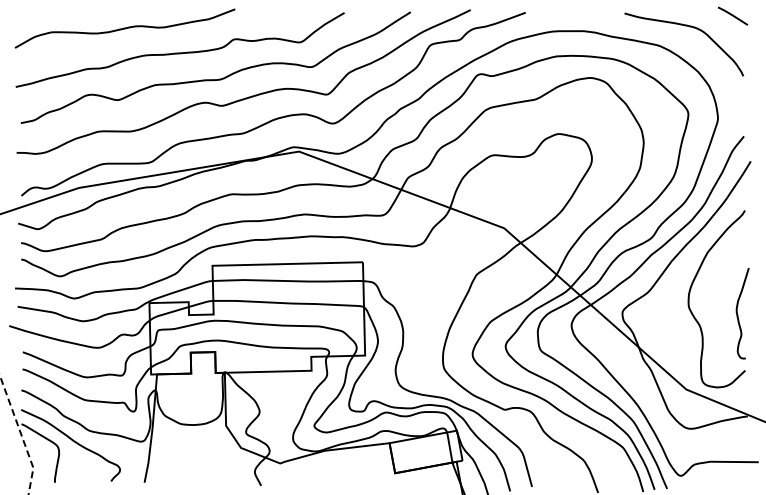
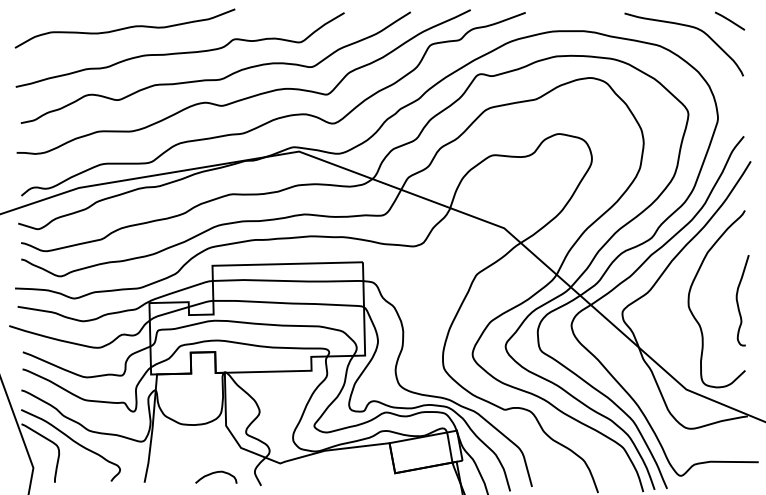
line position: (733, 15) -> (730, 20) (730, 20)
curve position: (738, 314) -> (738, 301) (738, 301)
line: dashed -> solid (21, 435)
curve: none -> present (216, 473)
